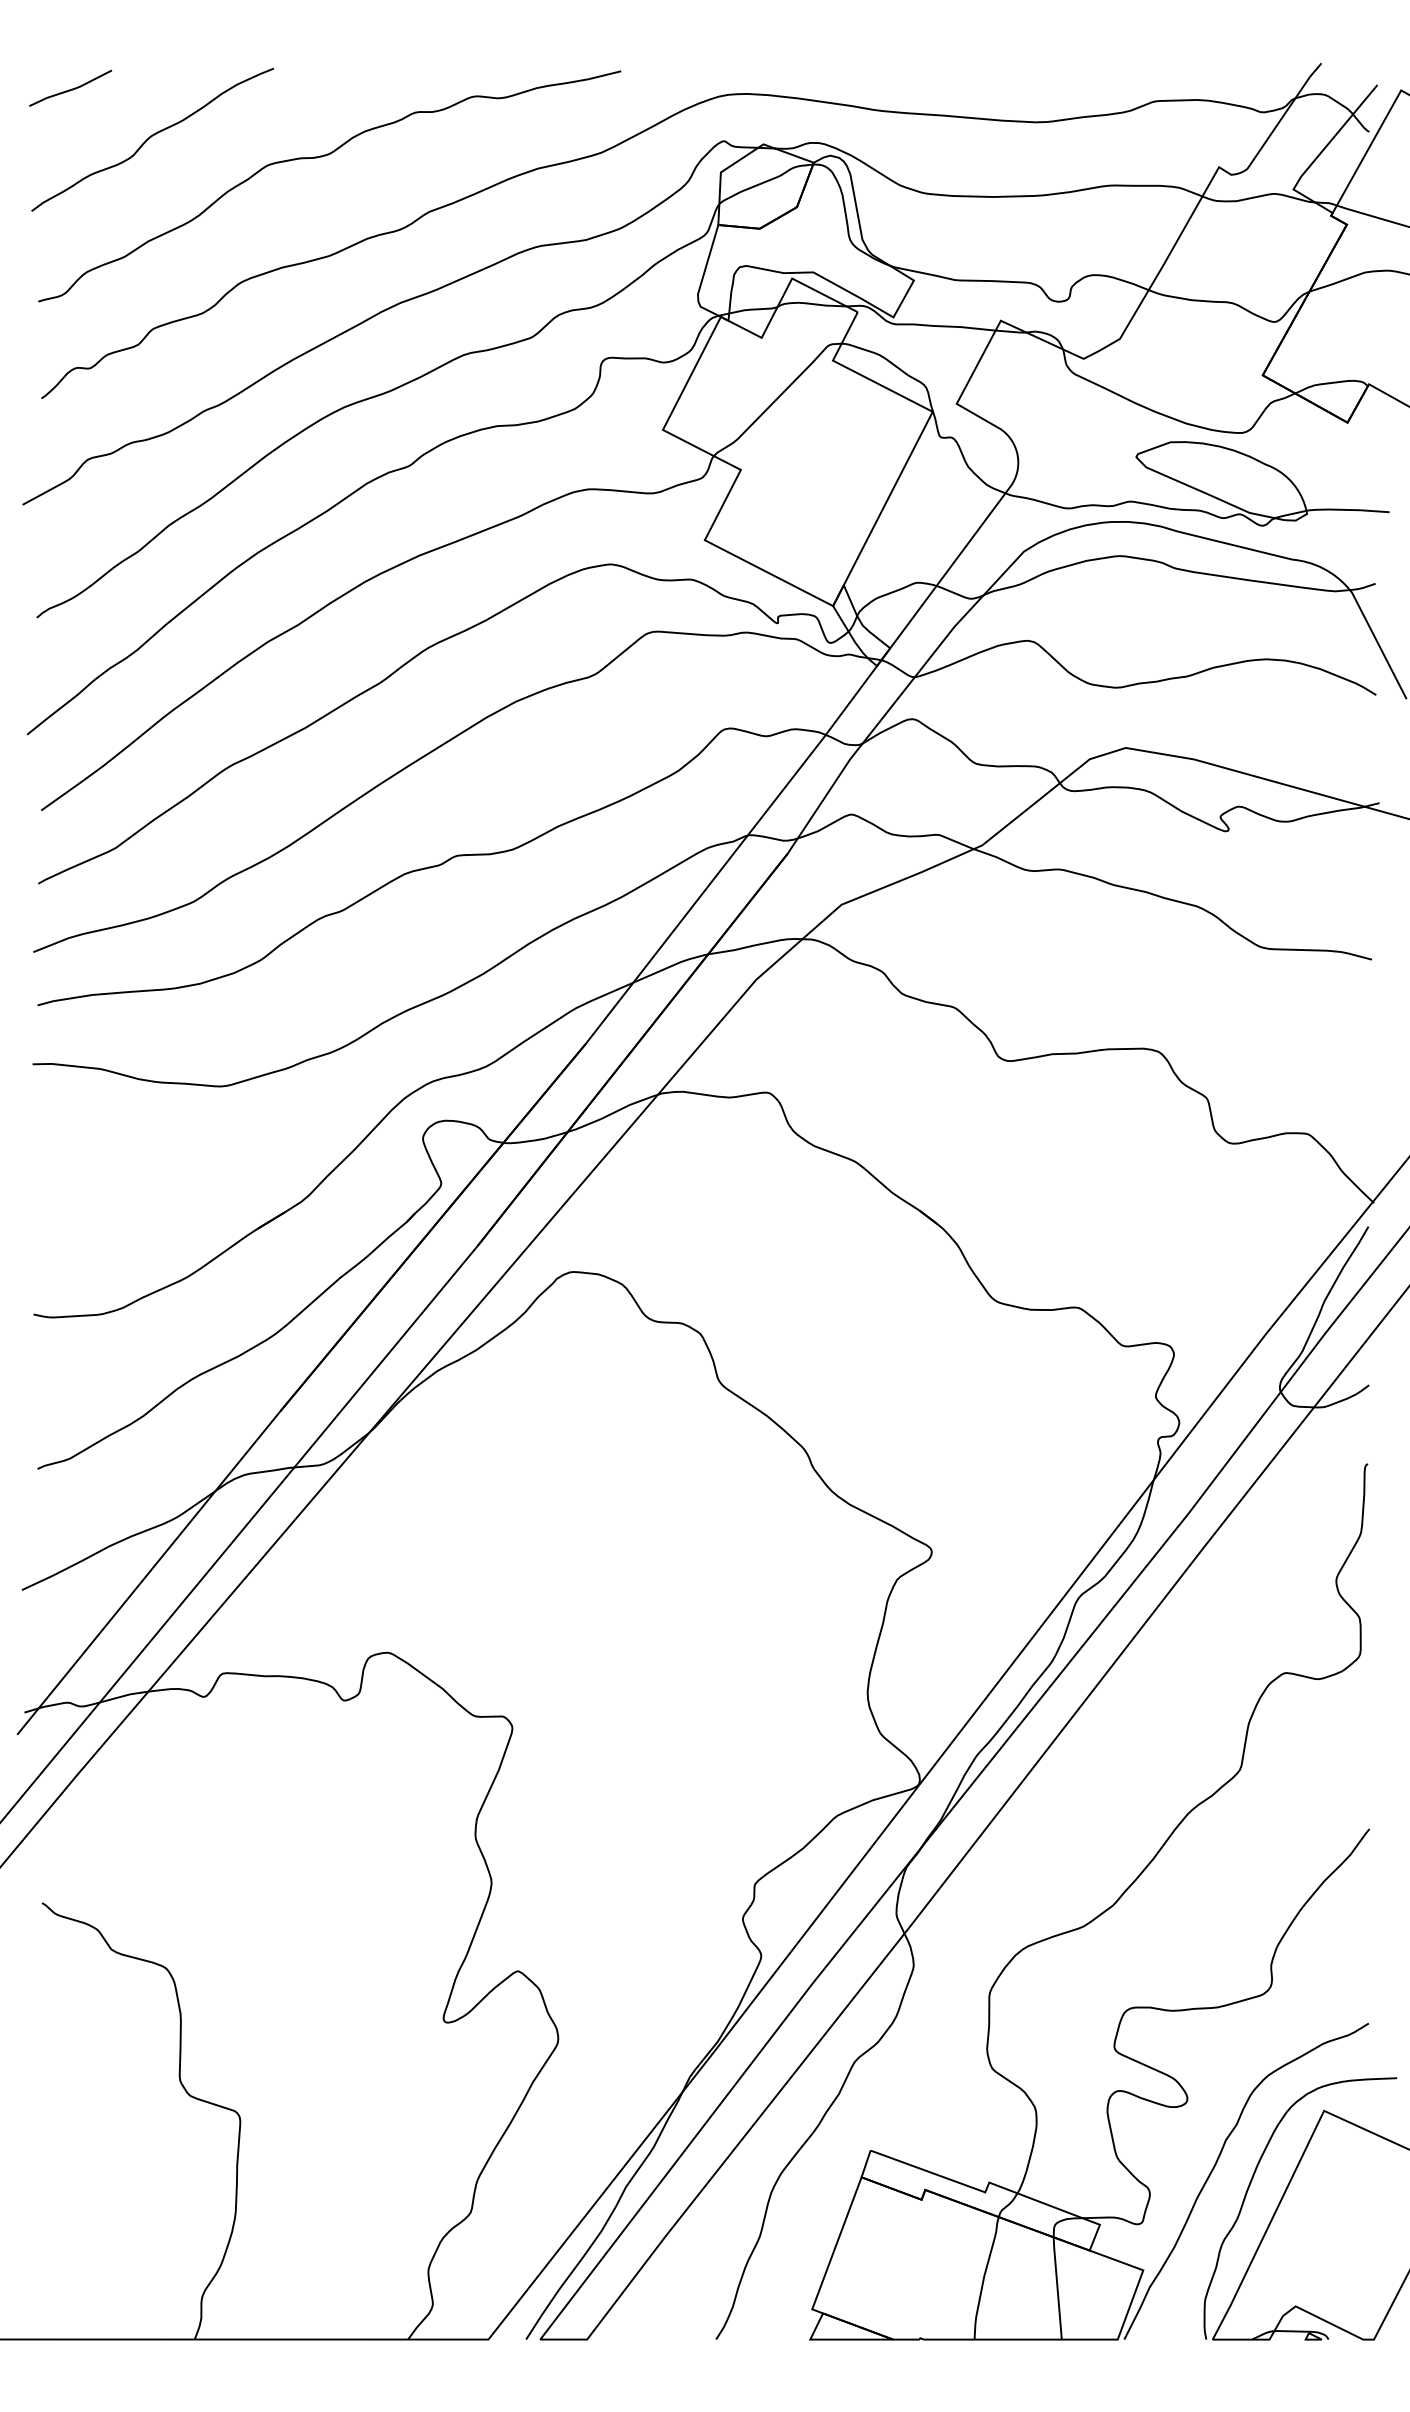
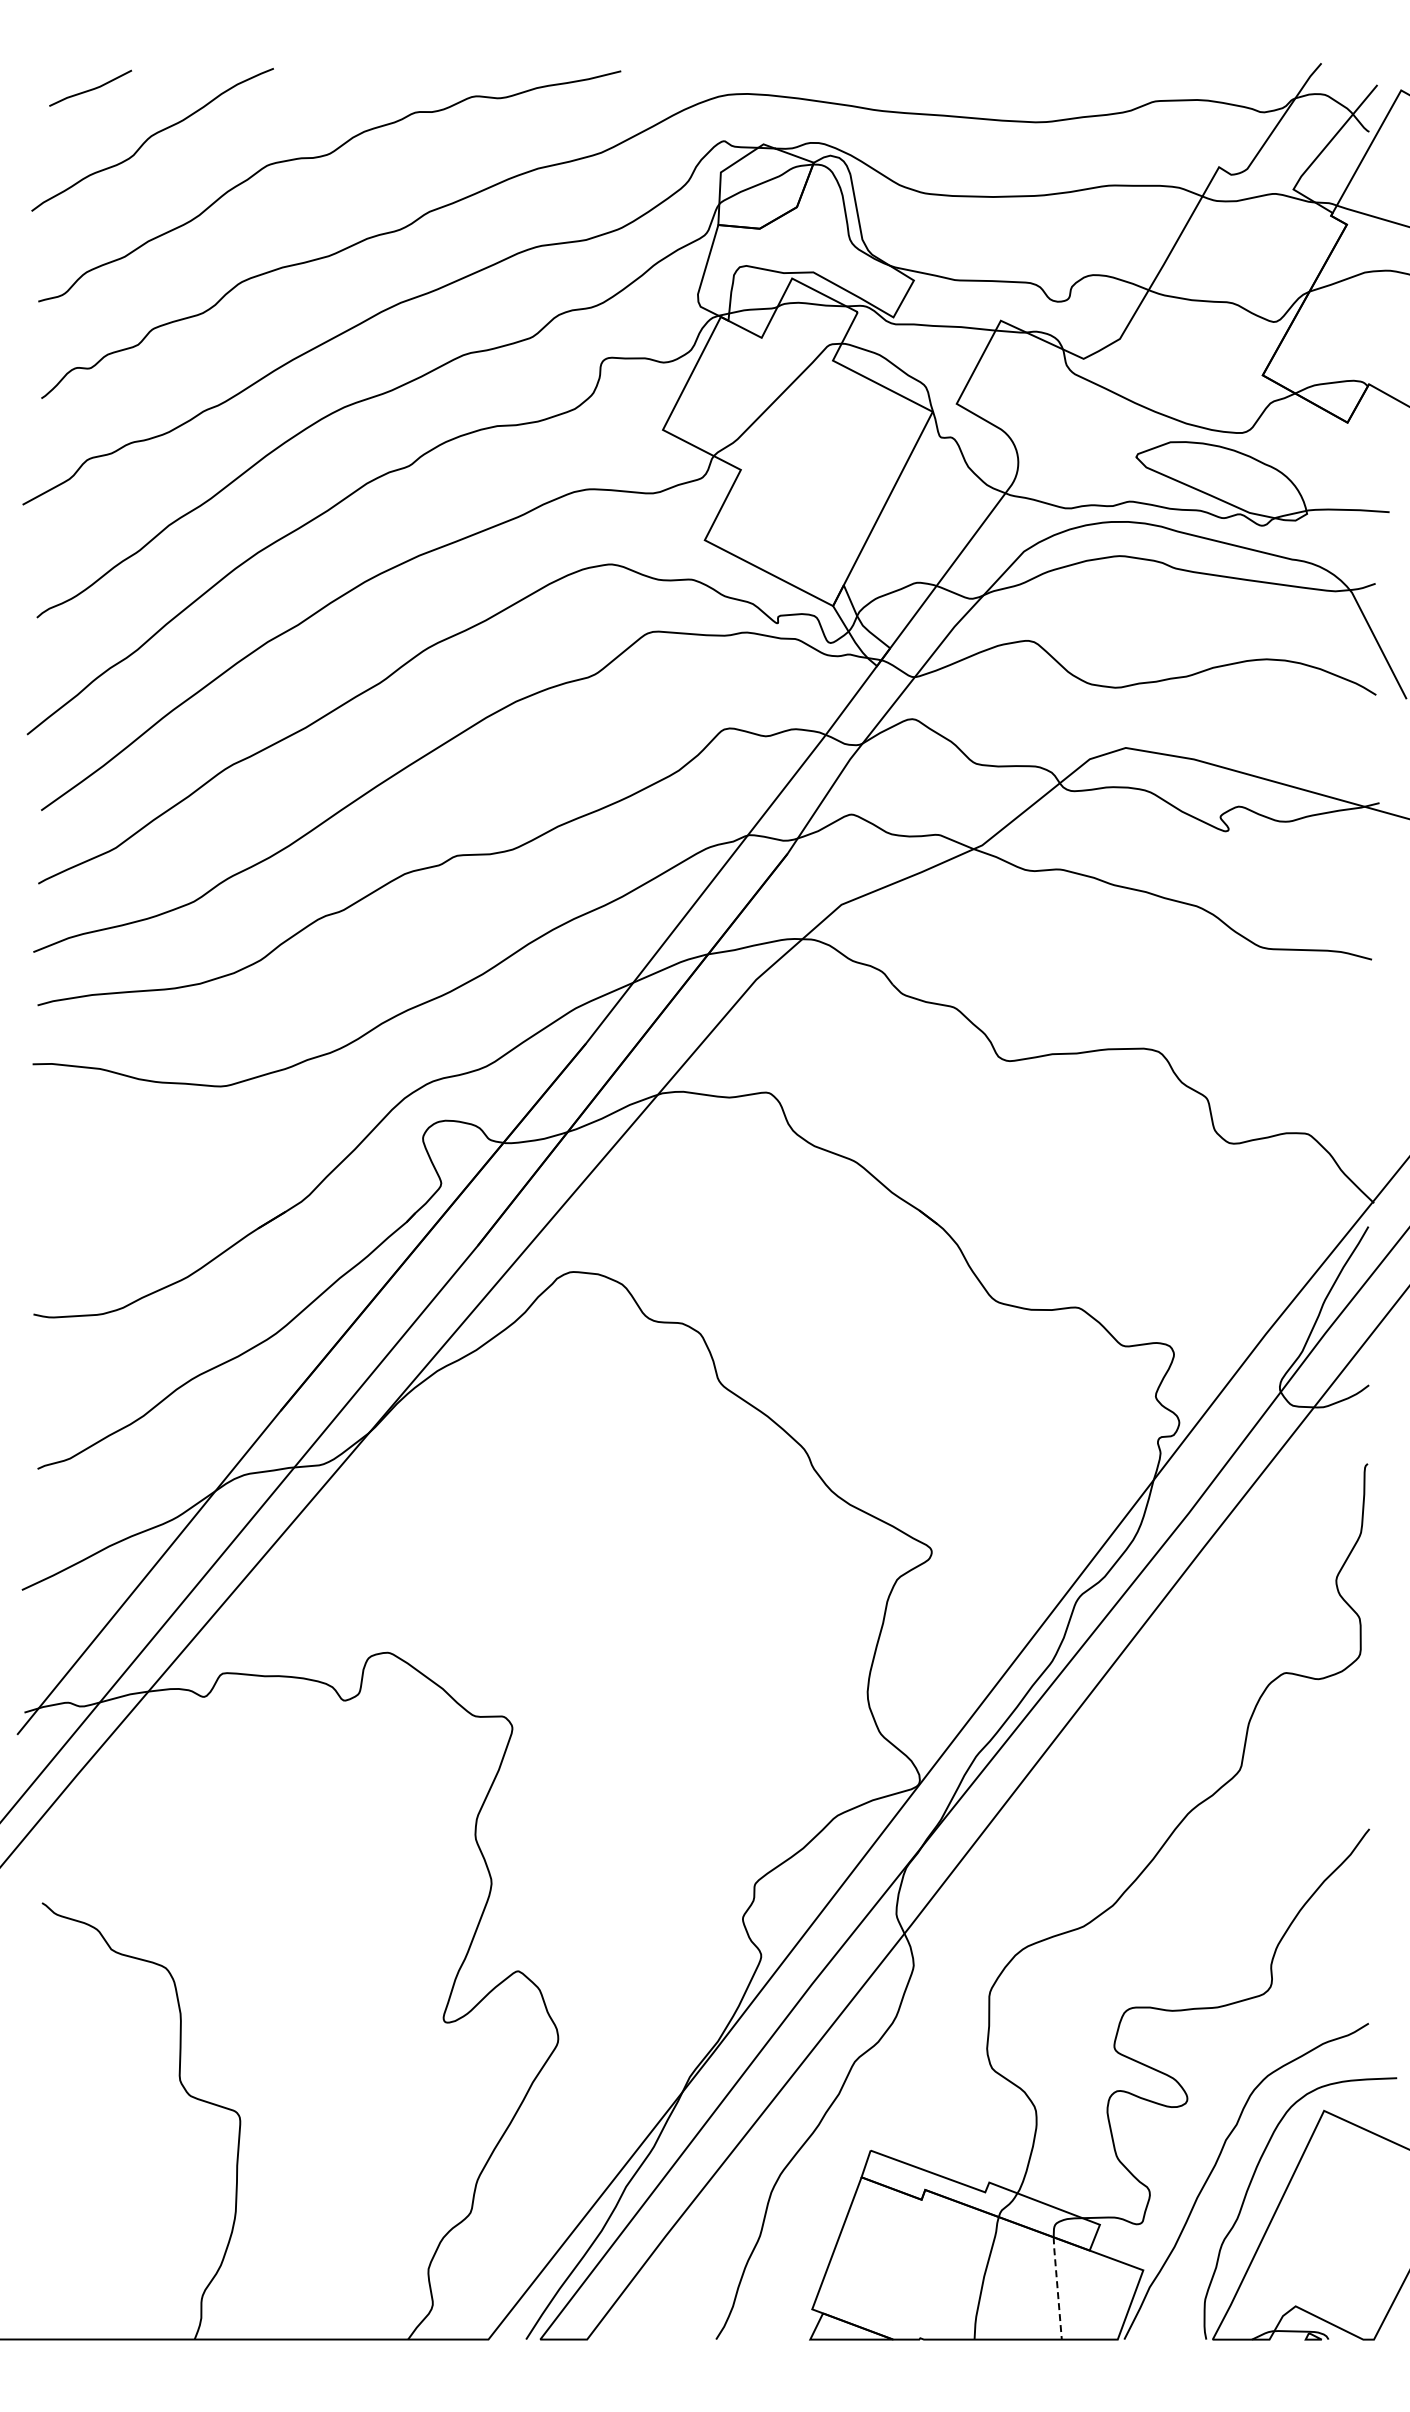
line position: (71, 88) -> (91, 88) (91, 88)
line: solid -> dashed (1057, 2287)
